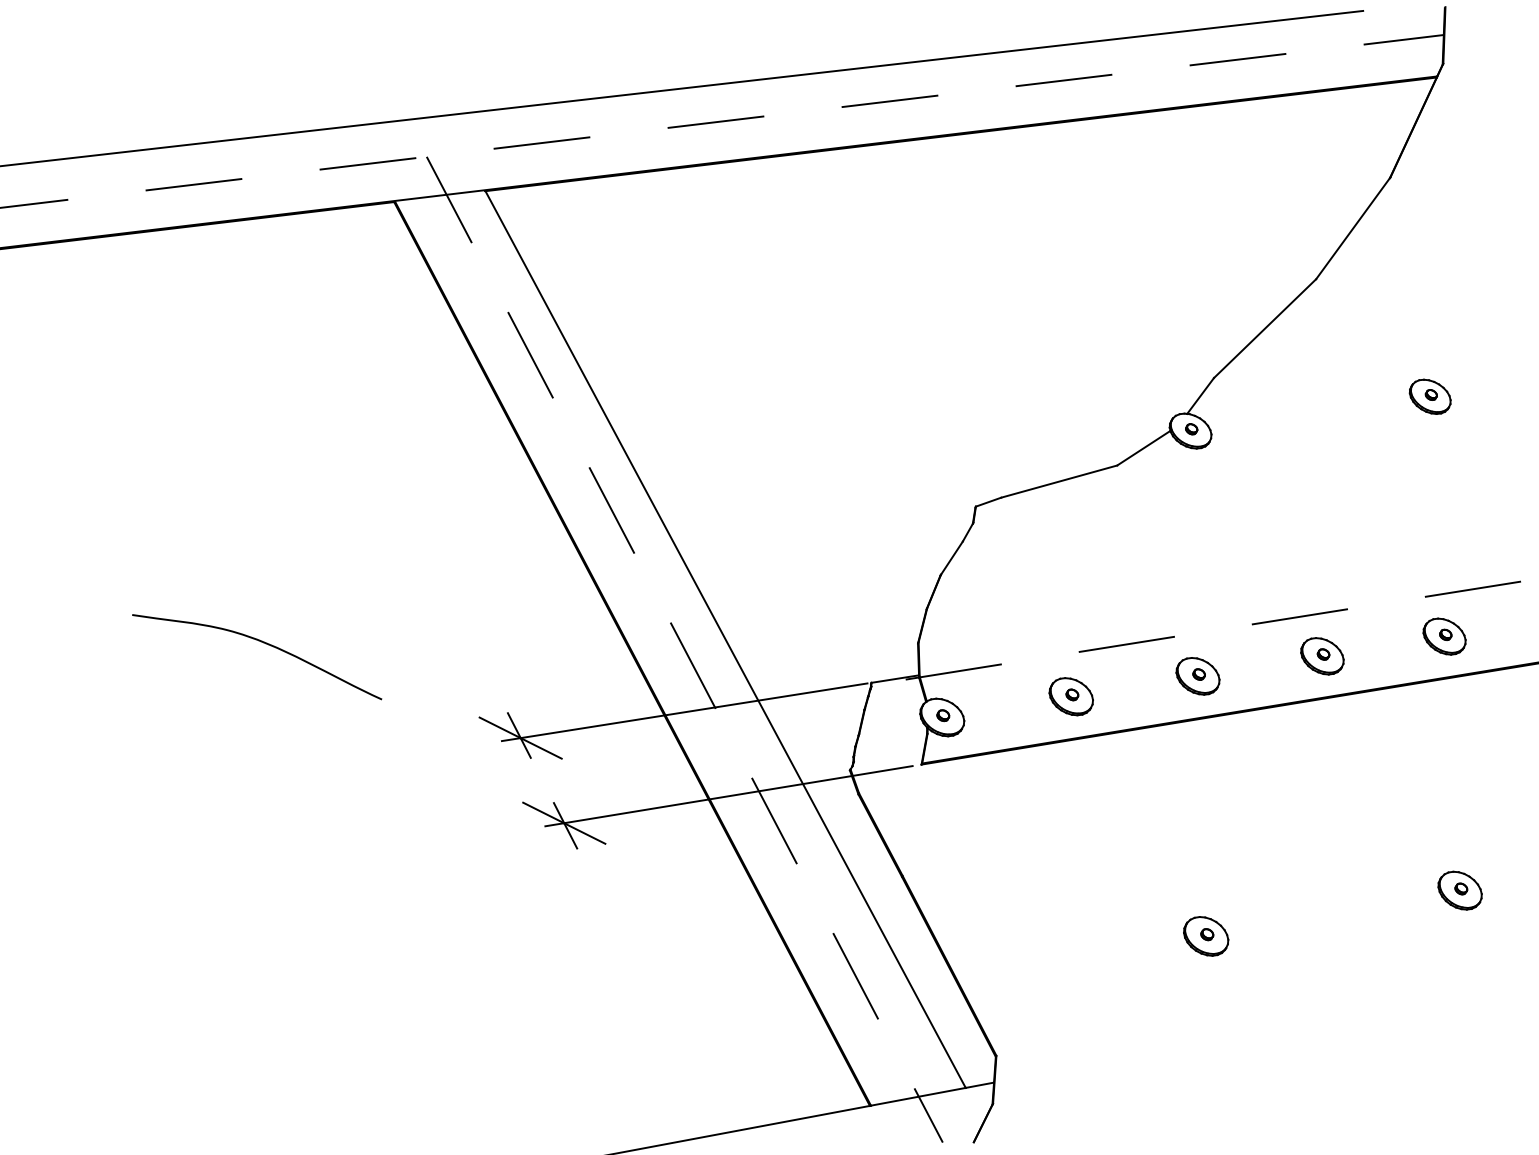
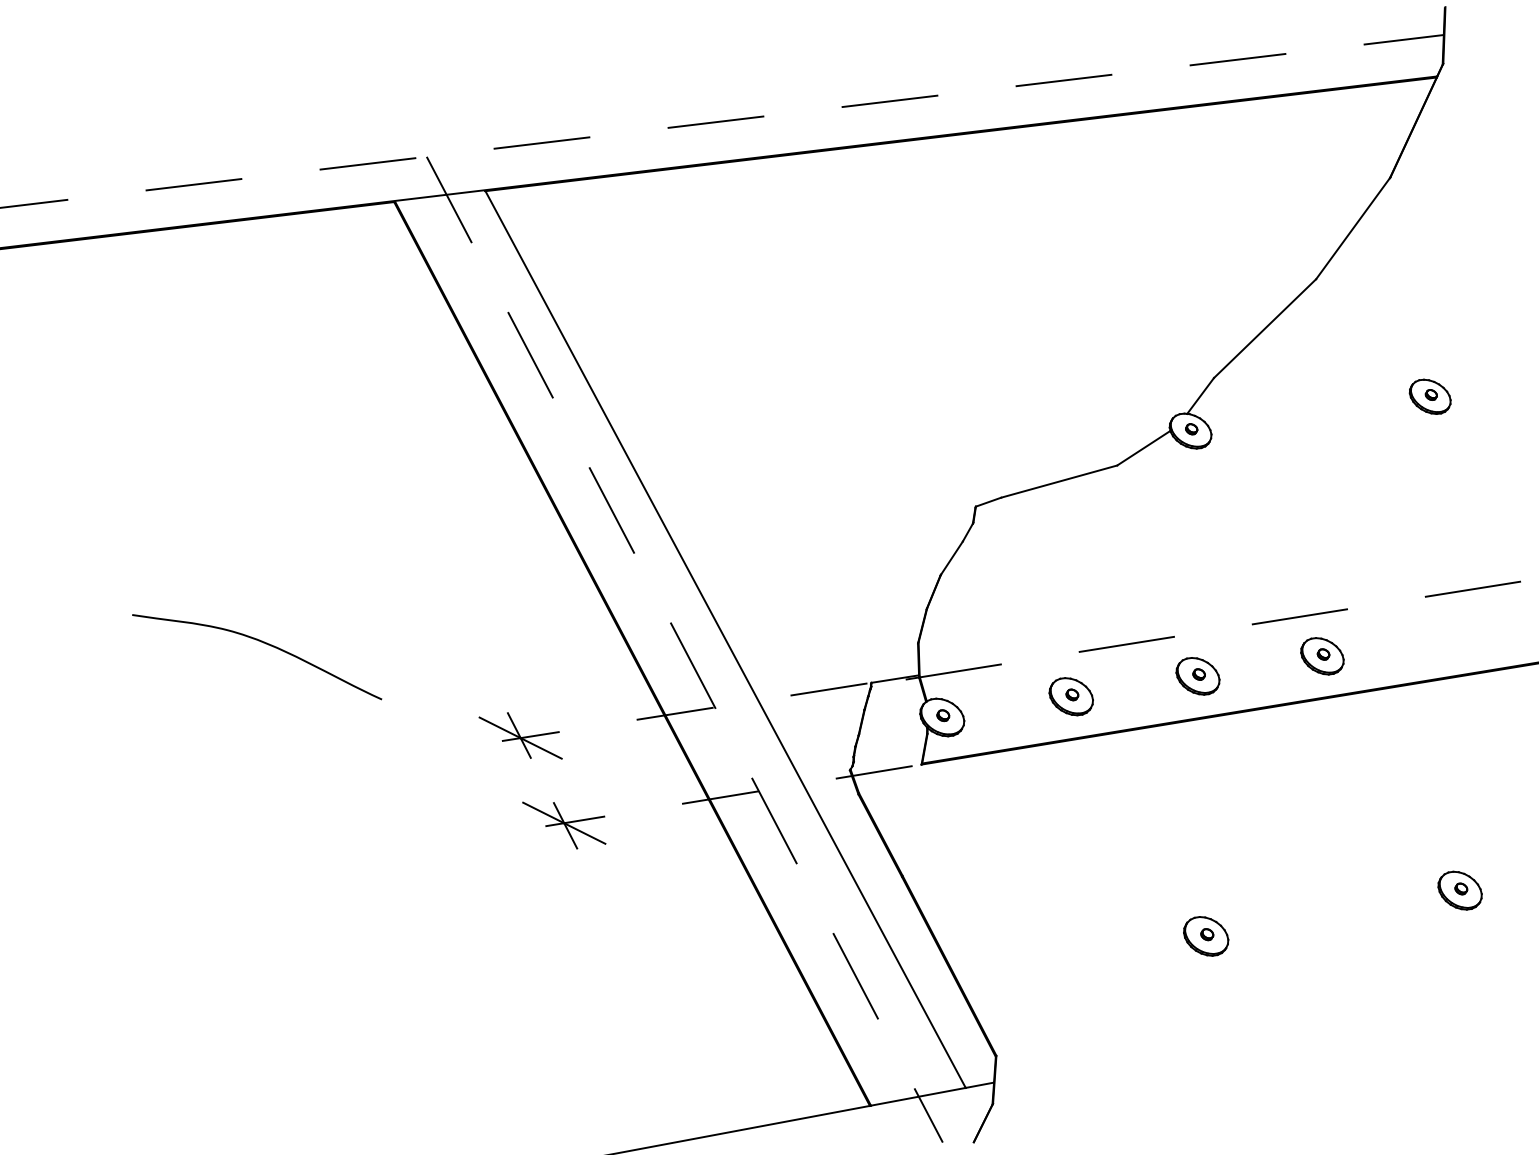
line: present -> none (682, 88)
part: present -> none (1444, 636)
line: solid -> dashed (684, 712)
line: solid -> dashed (728, 796)
